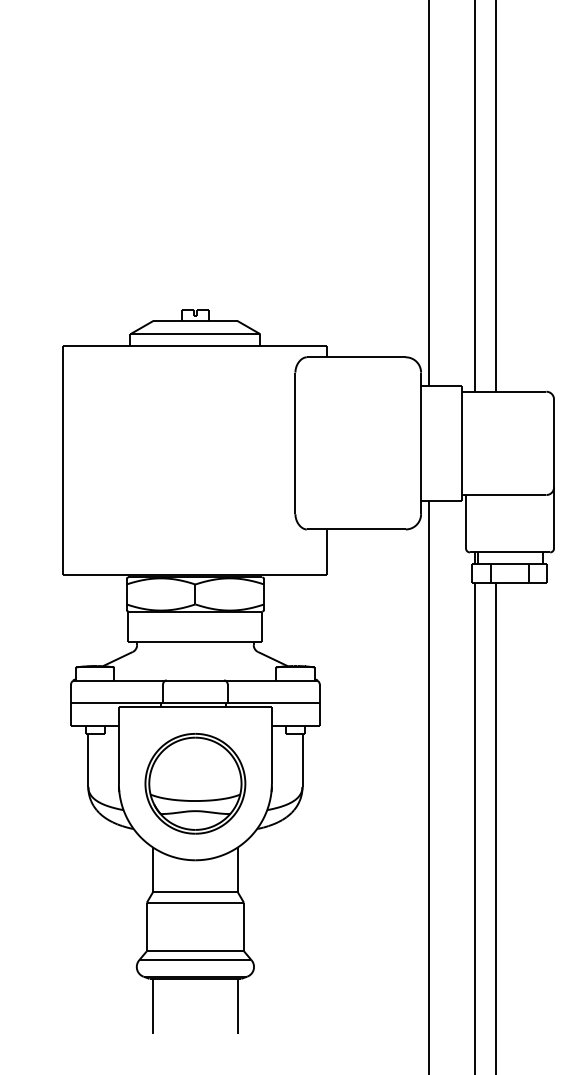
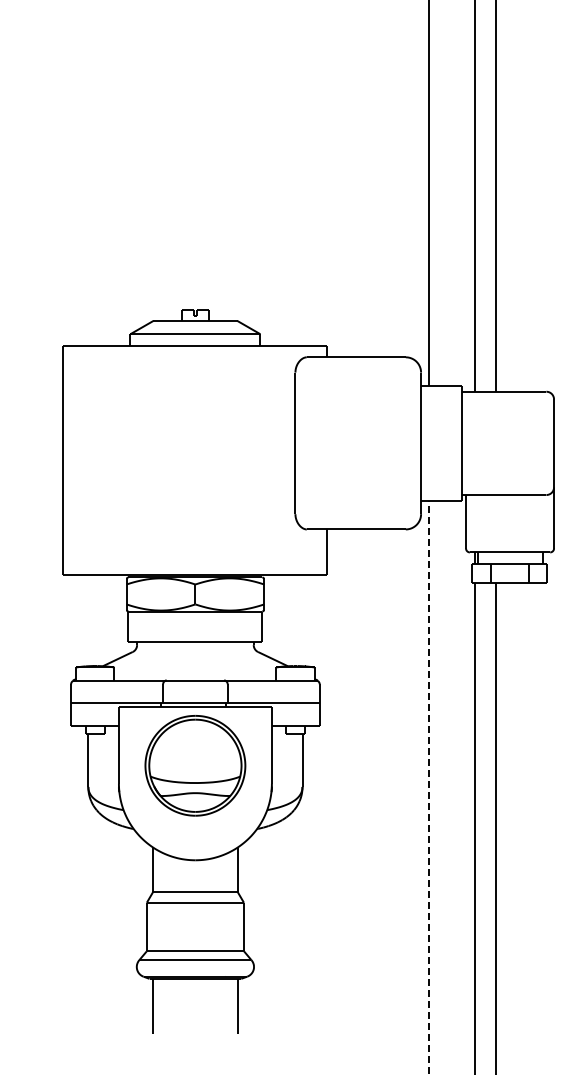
part position: (195, 783) -> (195, 765) (195, 765)
line: solid -> dashed (429, 787)
